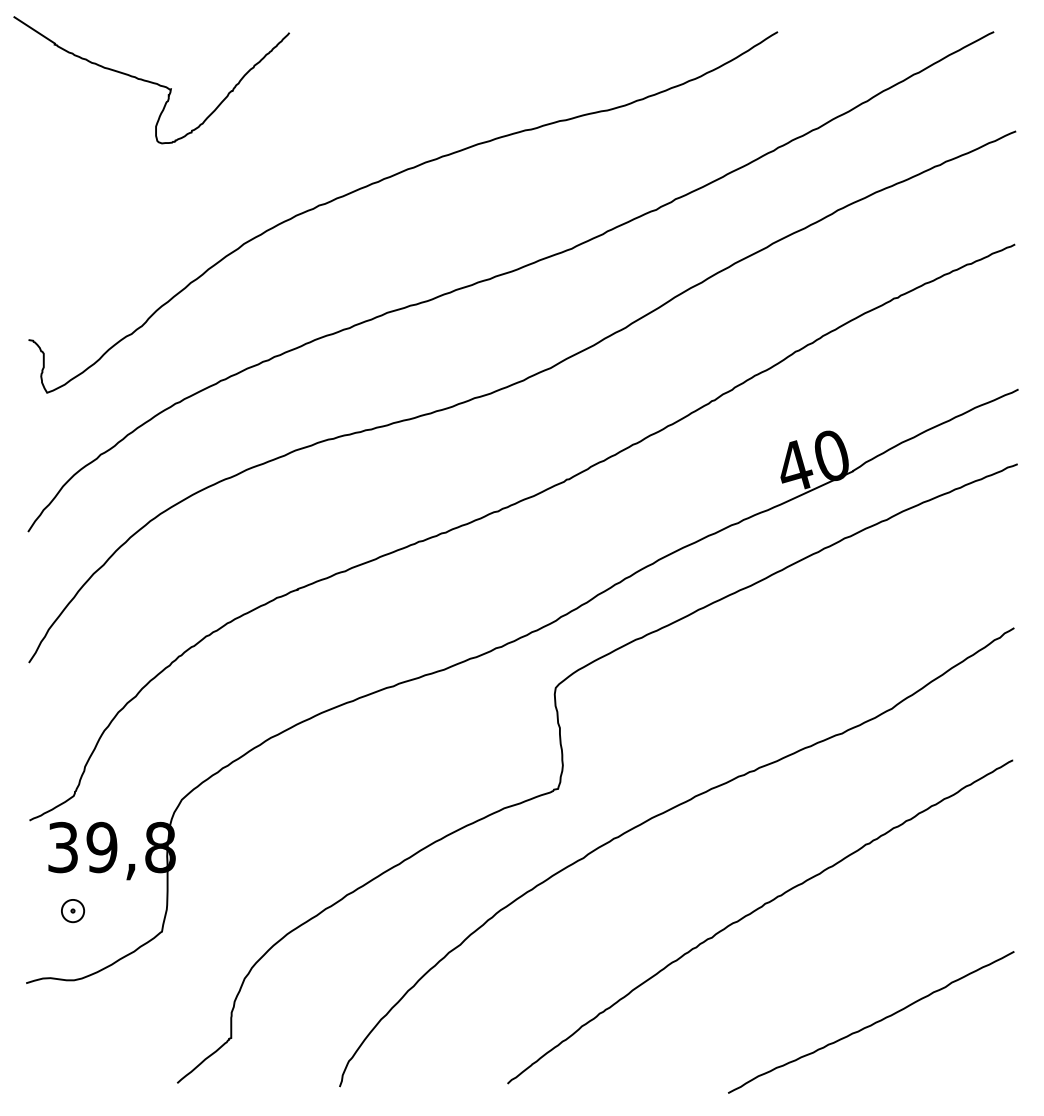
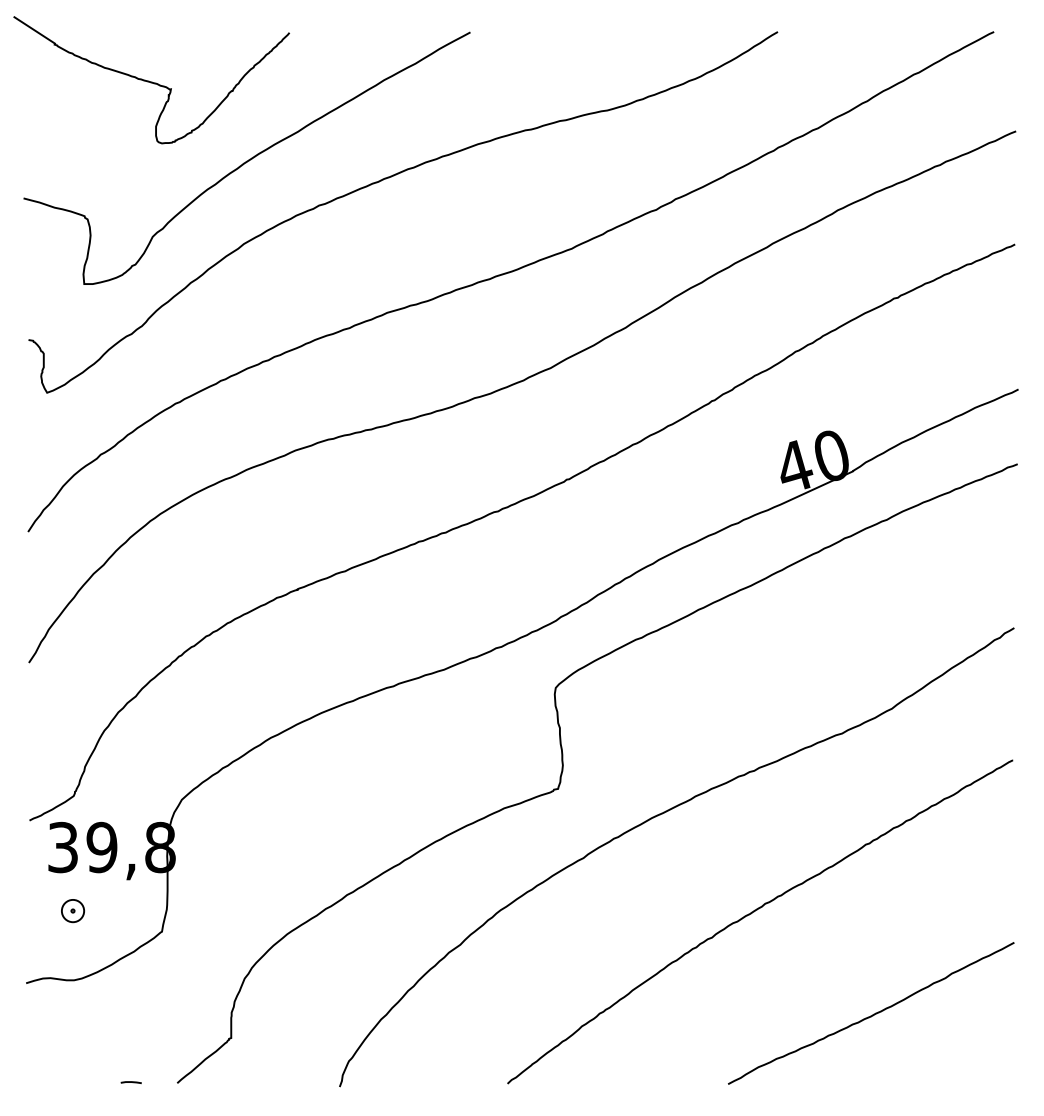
curve: none -> present (248, 159)
curve position: (872, 1023) -> (872, 1014) (872, 1014)
line: none -> present (130, 1082)
